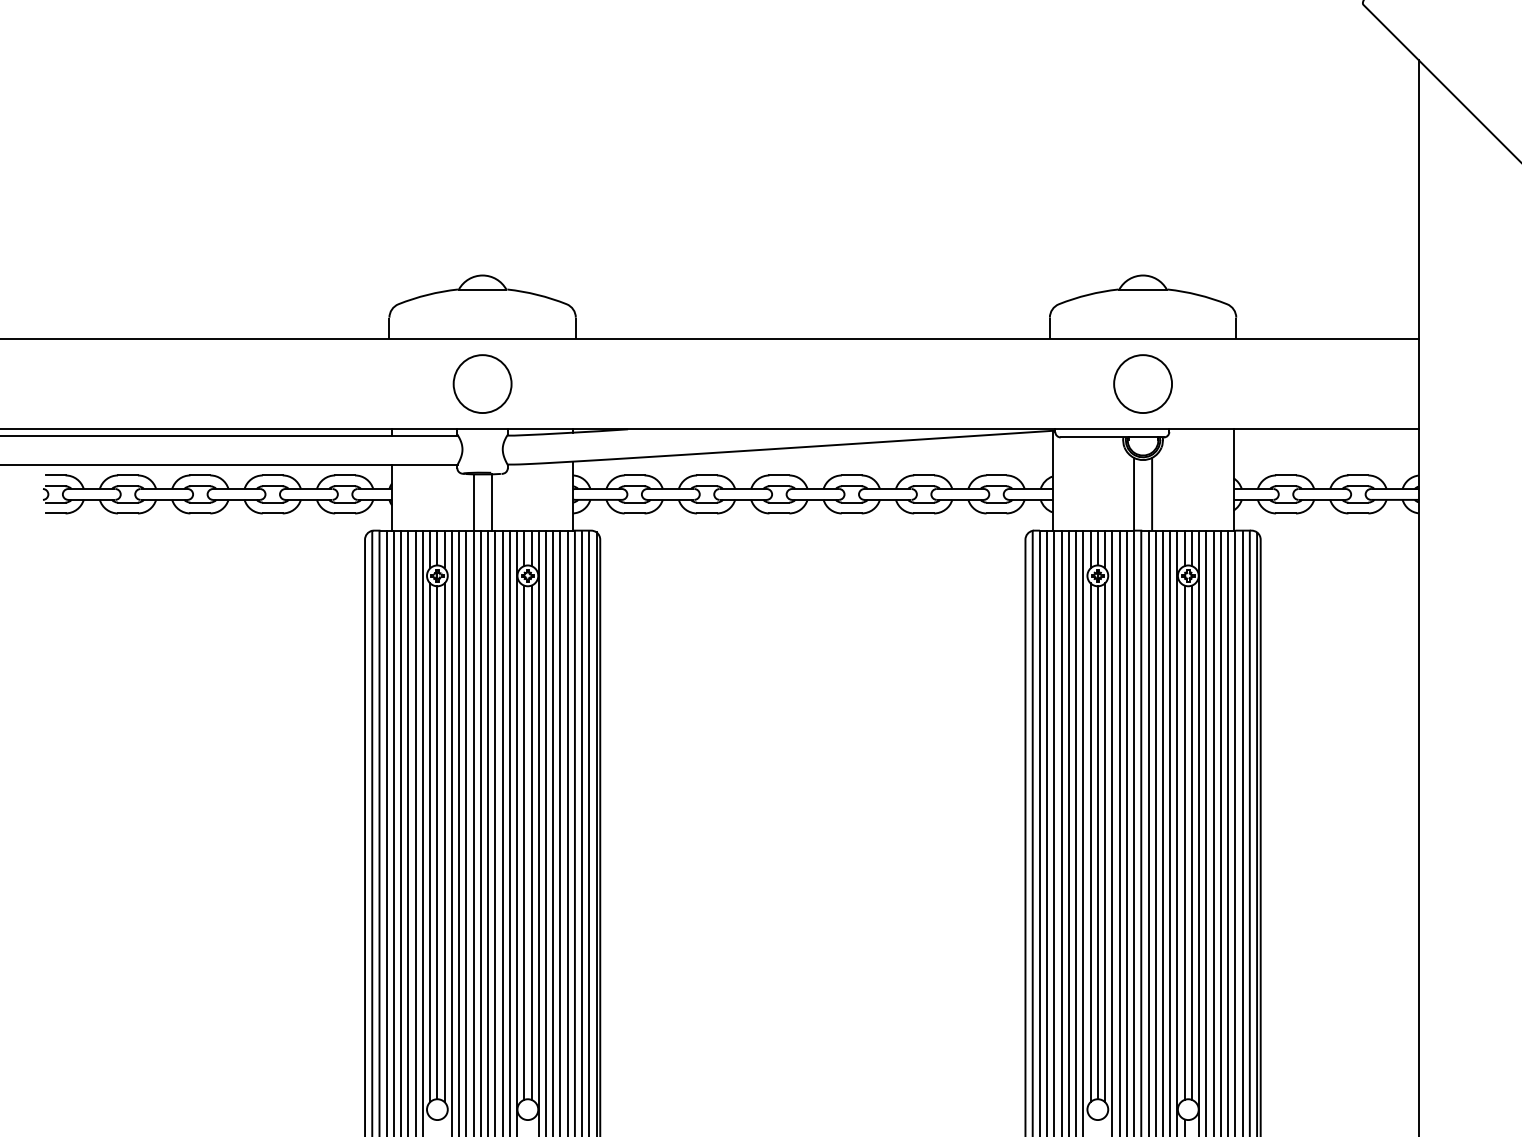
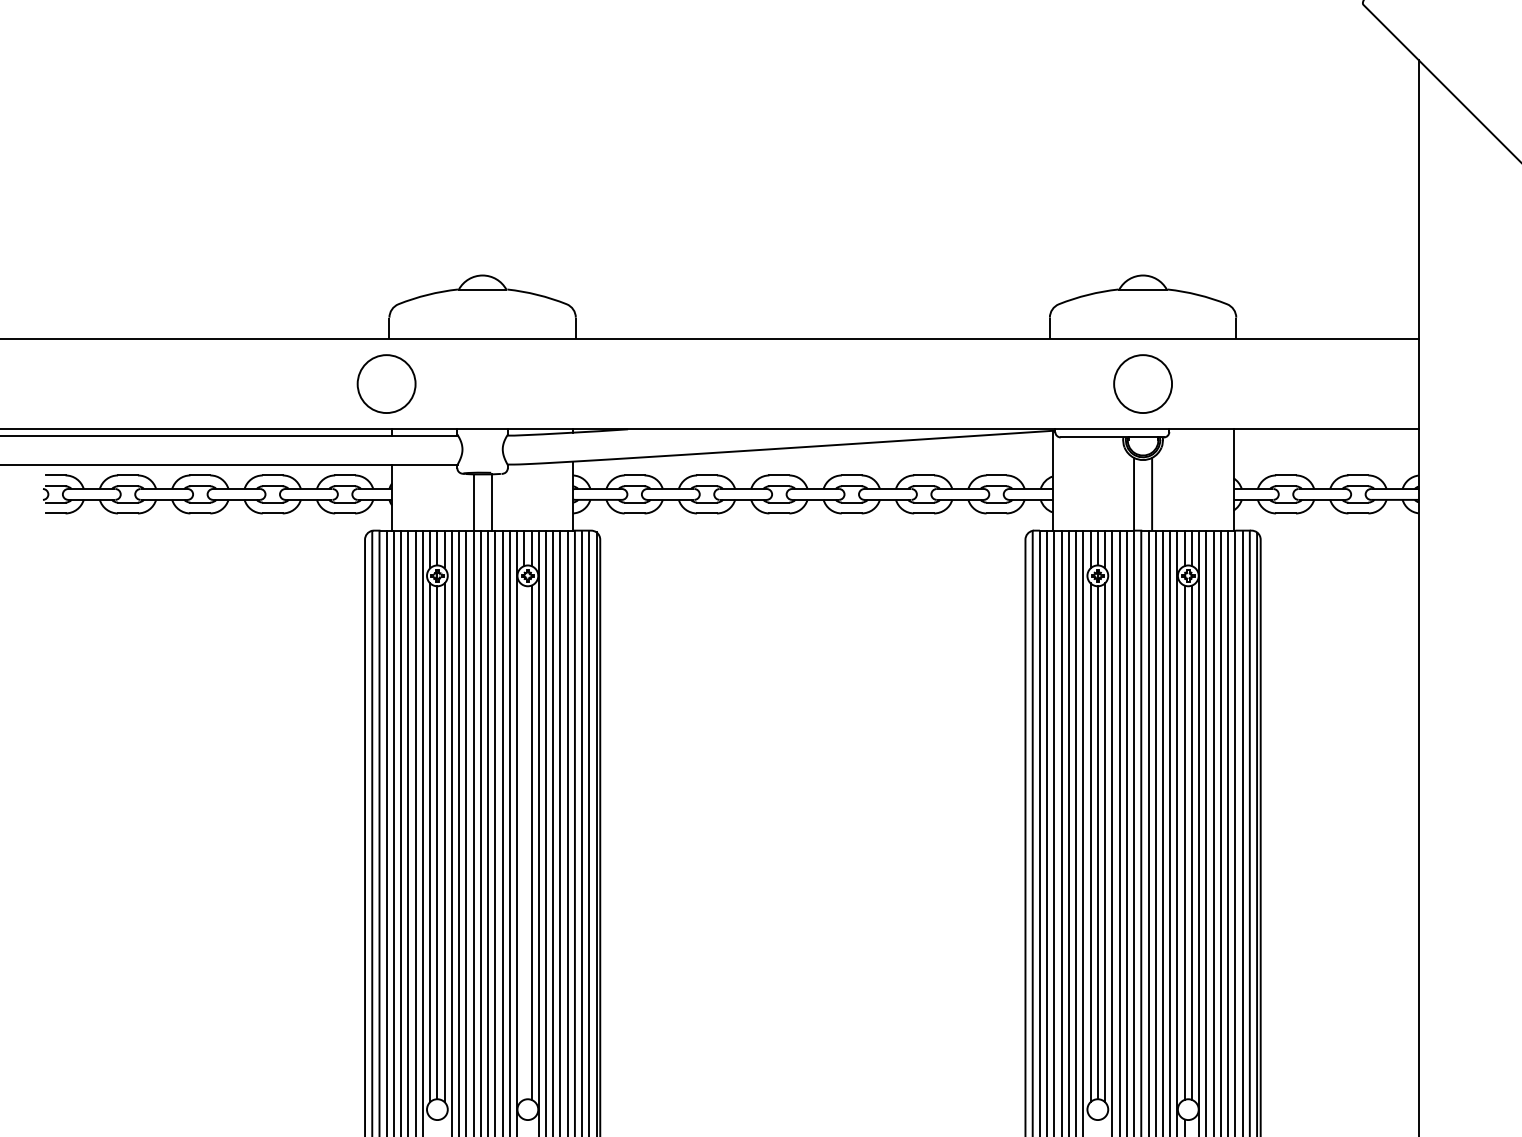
circle position: (482, 383) -> (386, 383) (386, 383)
line: present -> none (524, 842)
